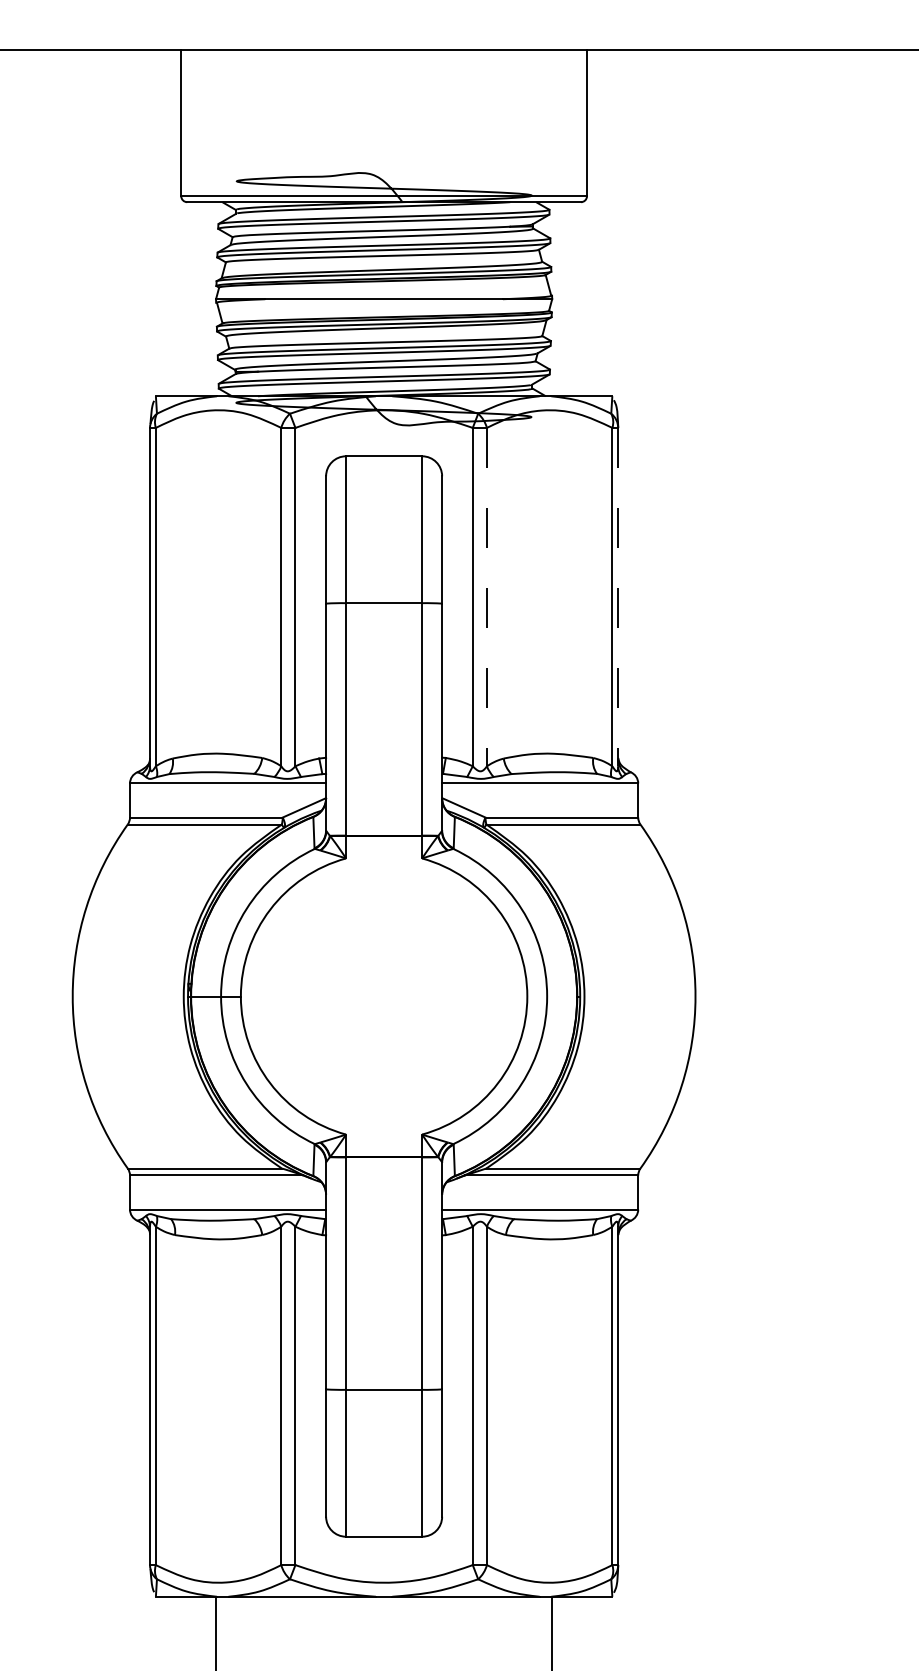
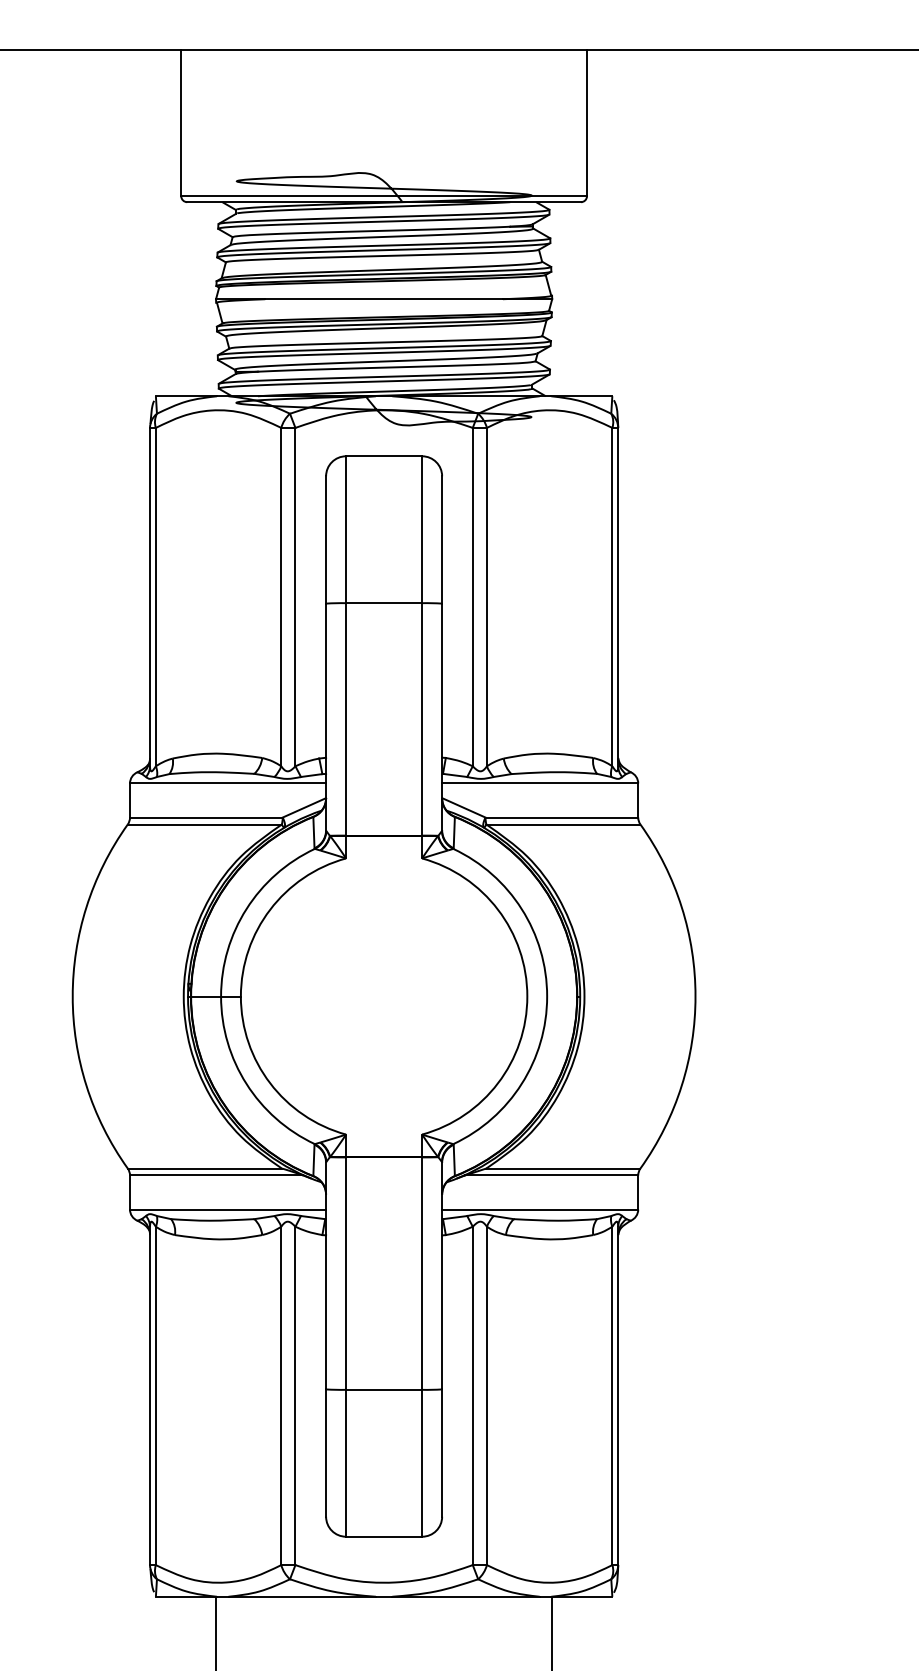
line: dashed -> solid (486, 597)
line: dashed -> solid (618, 597)
